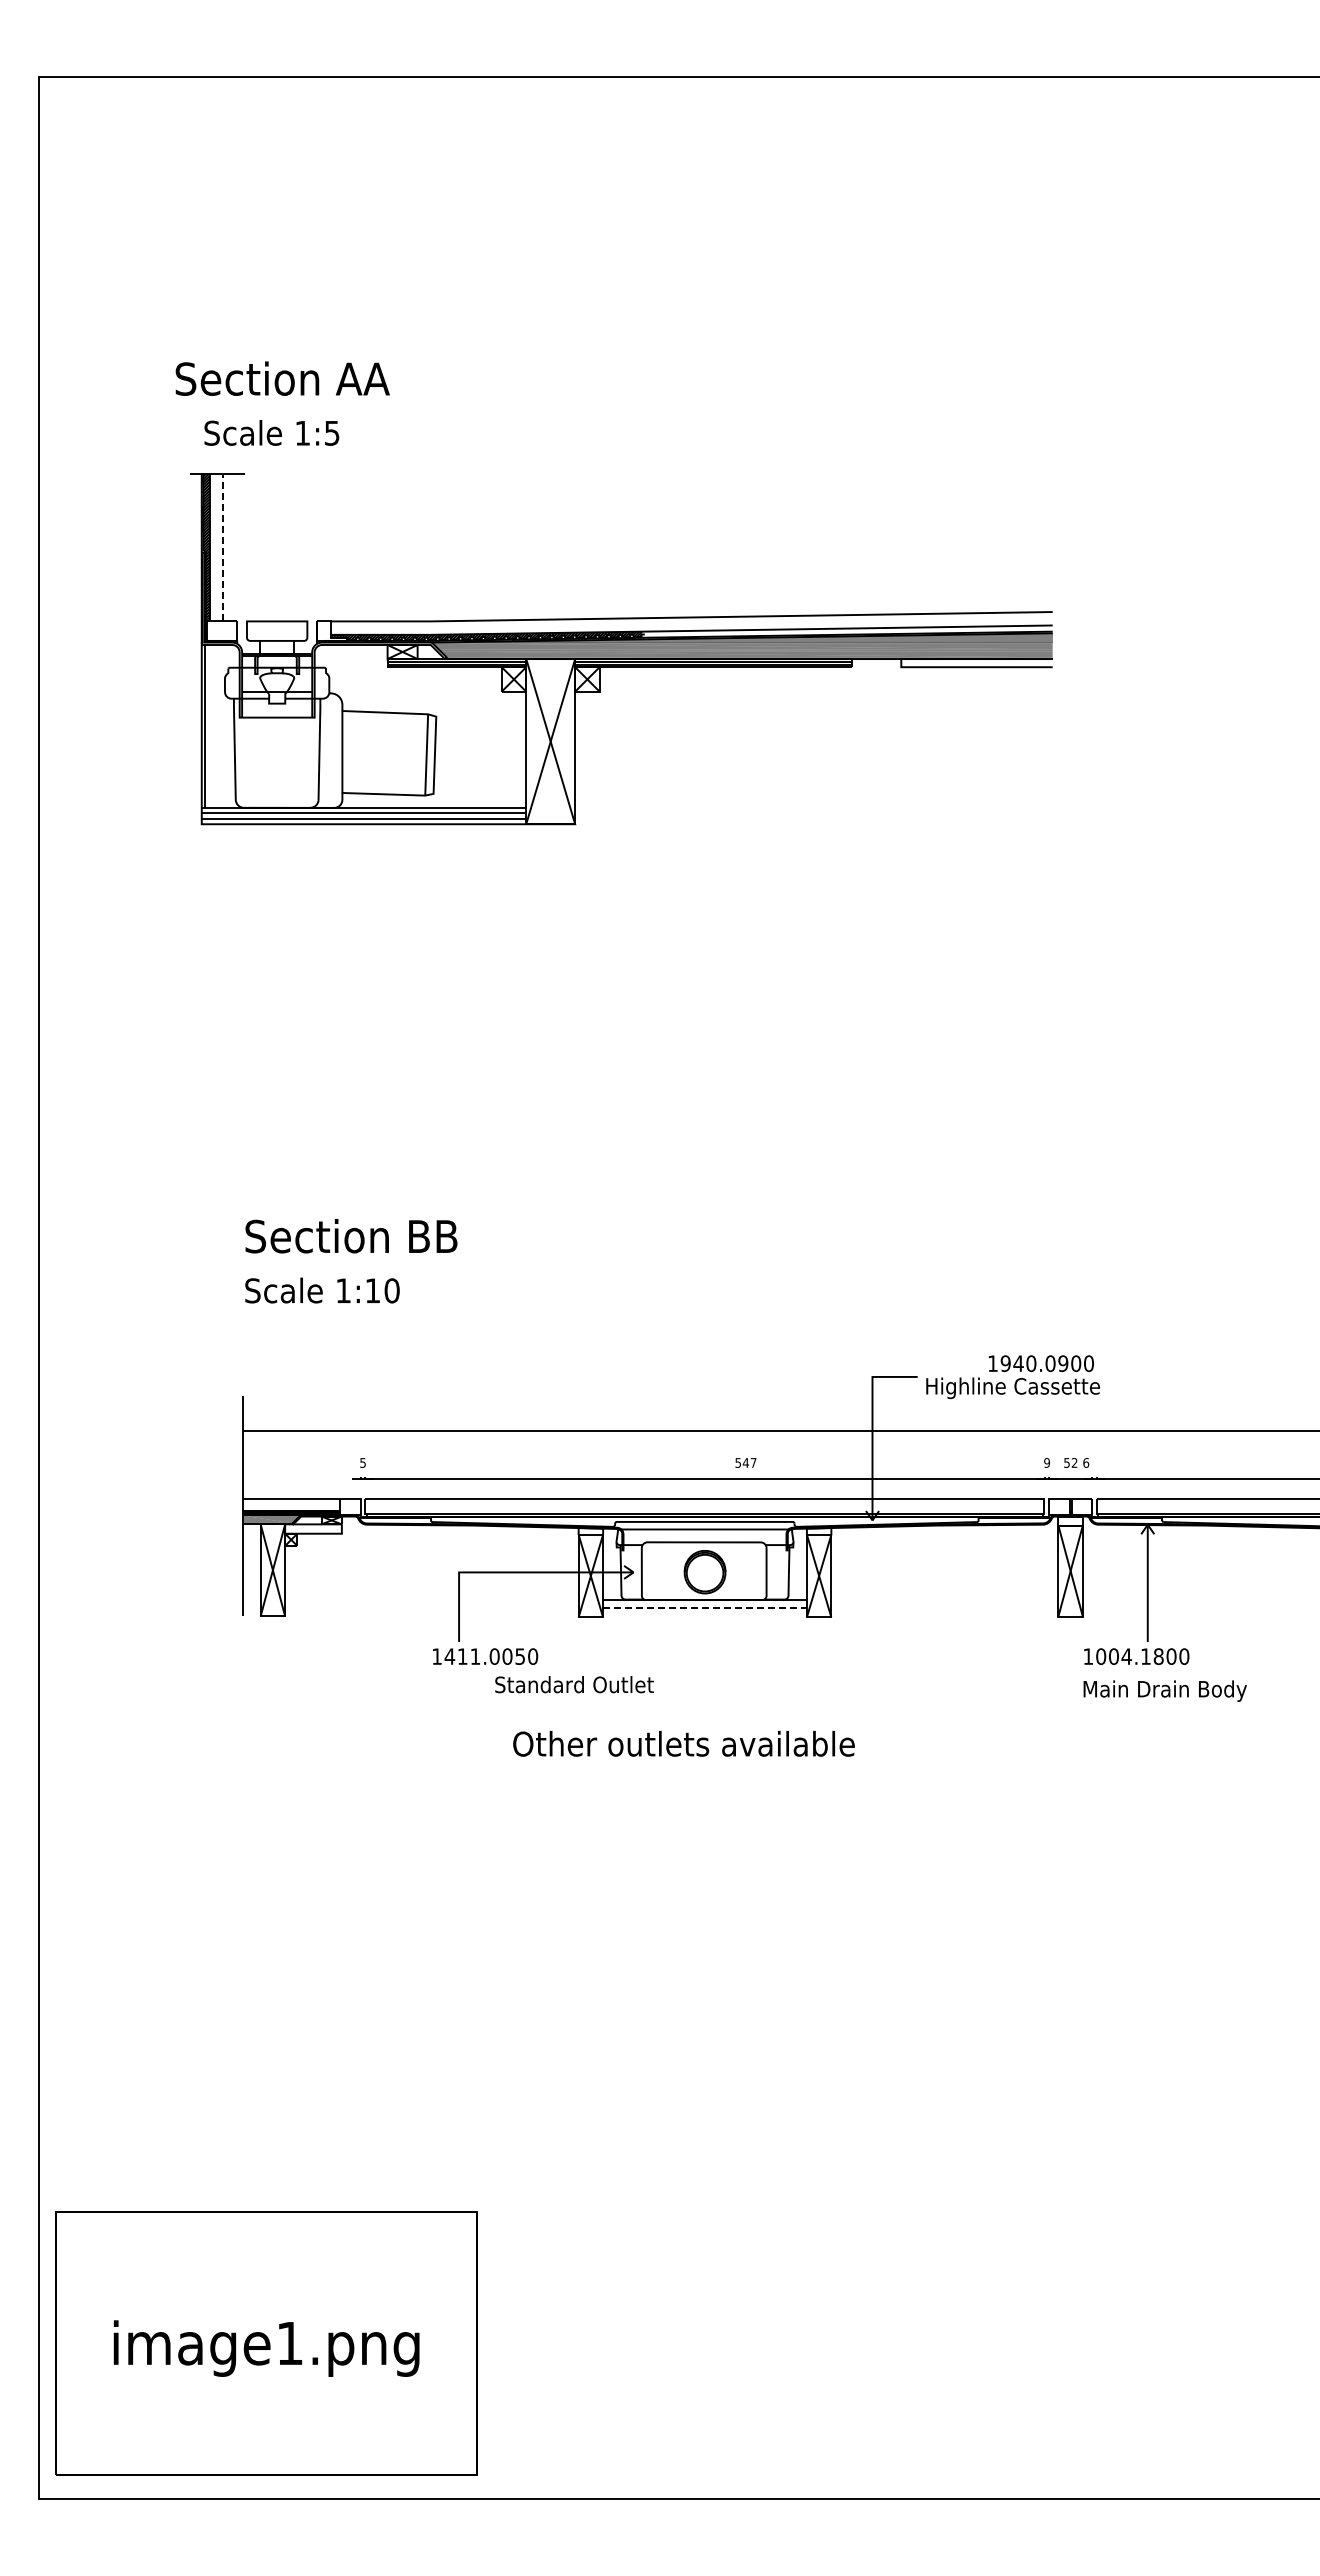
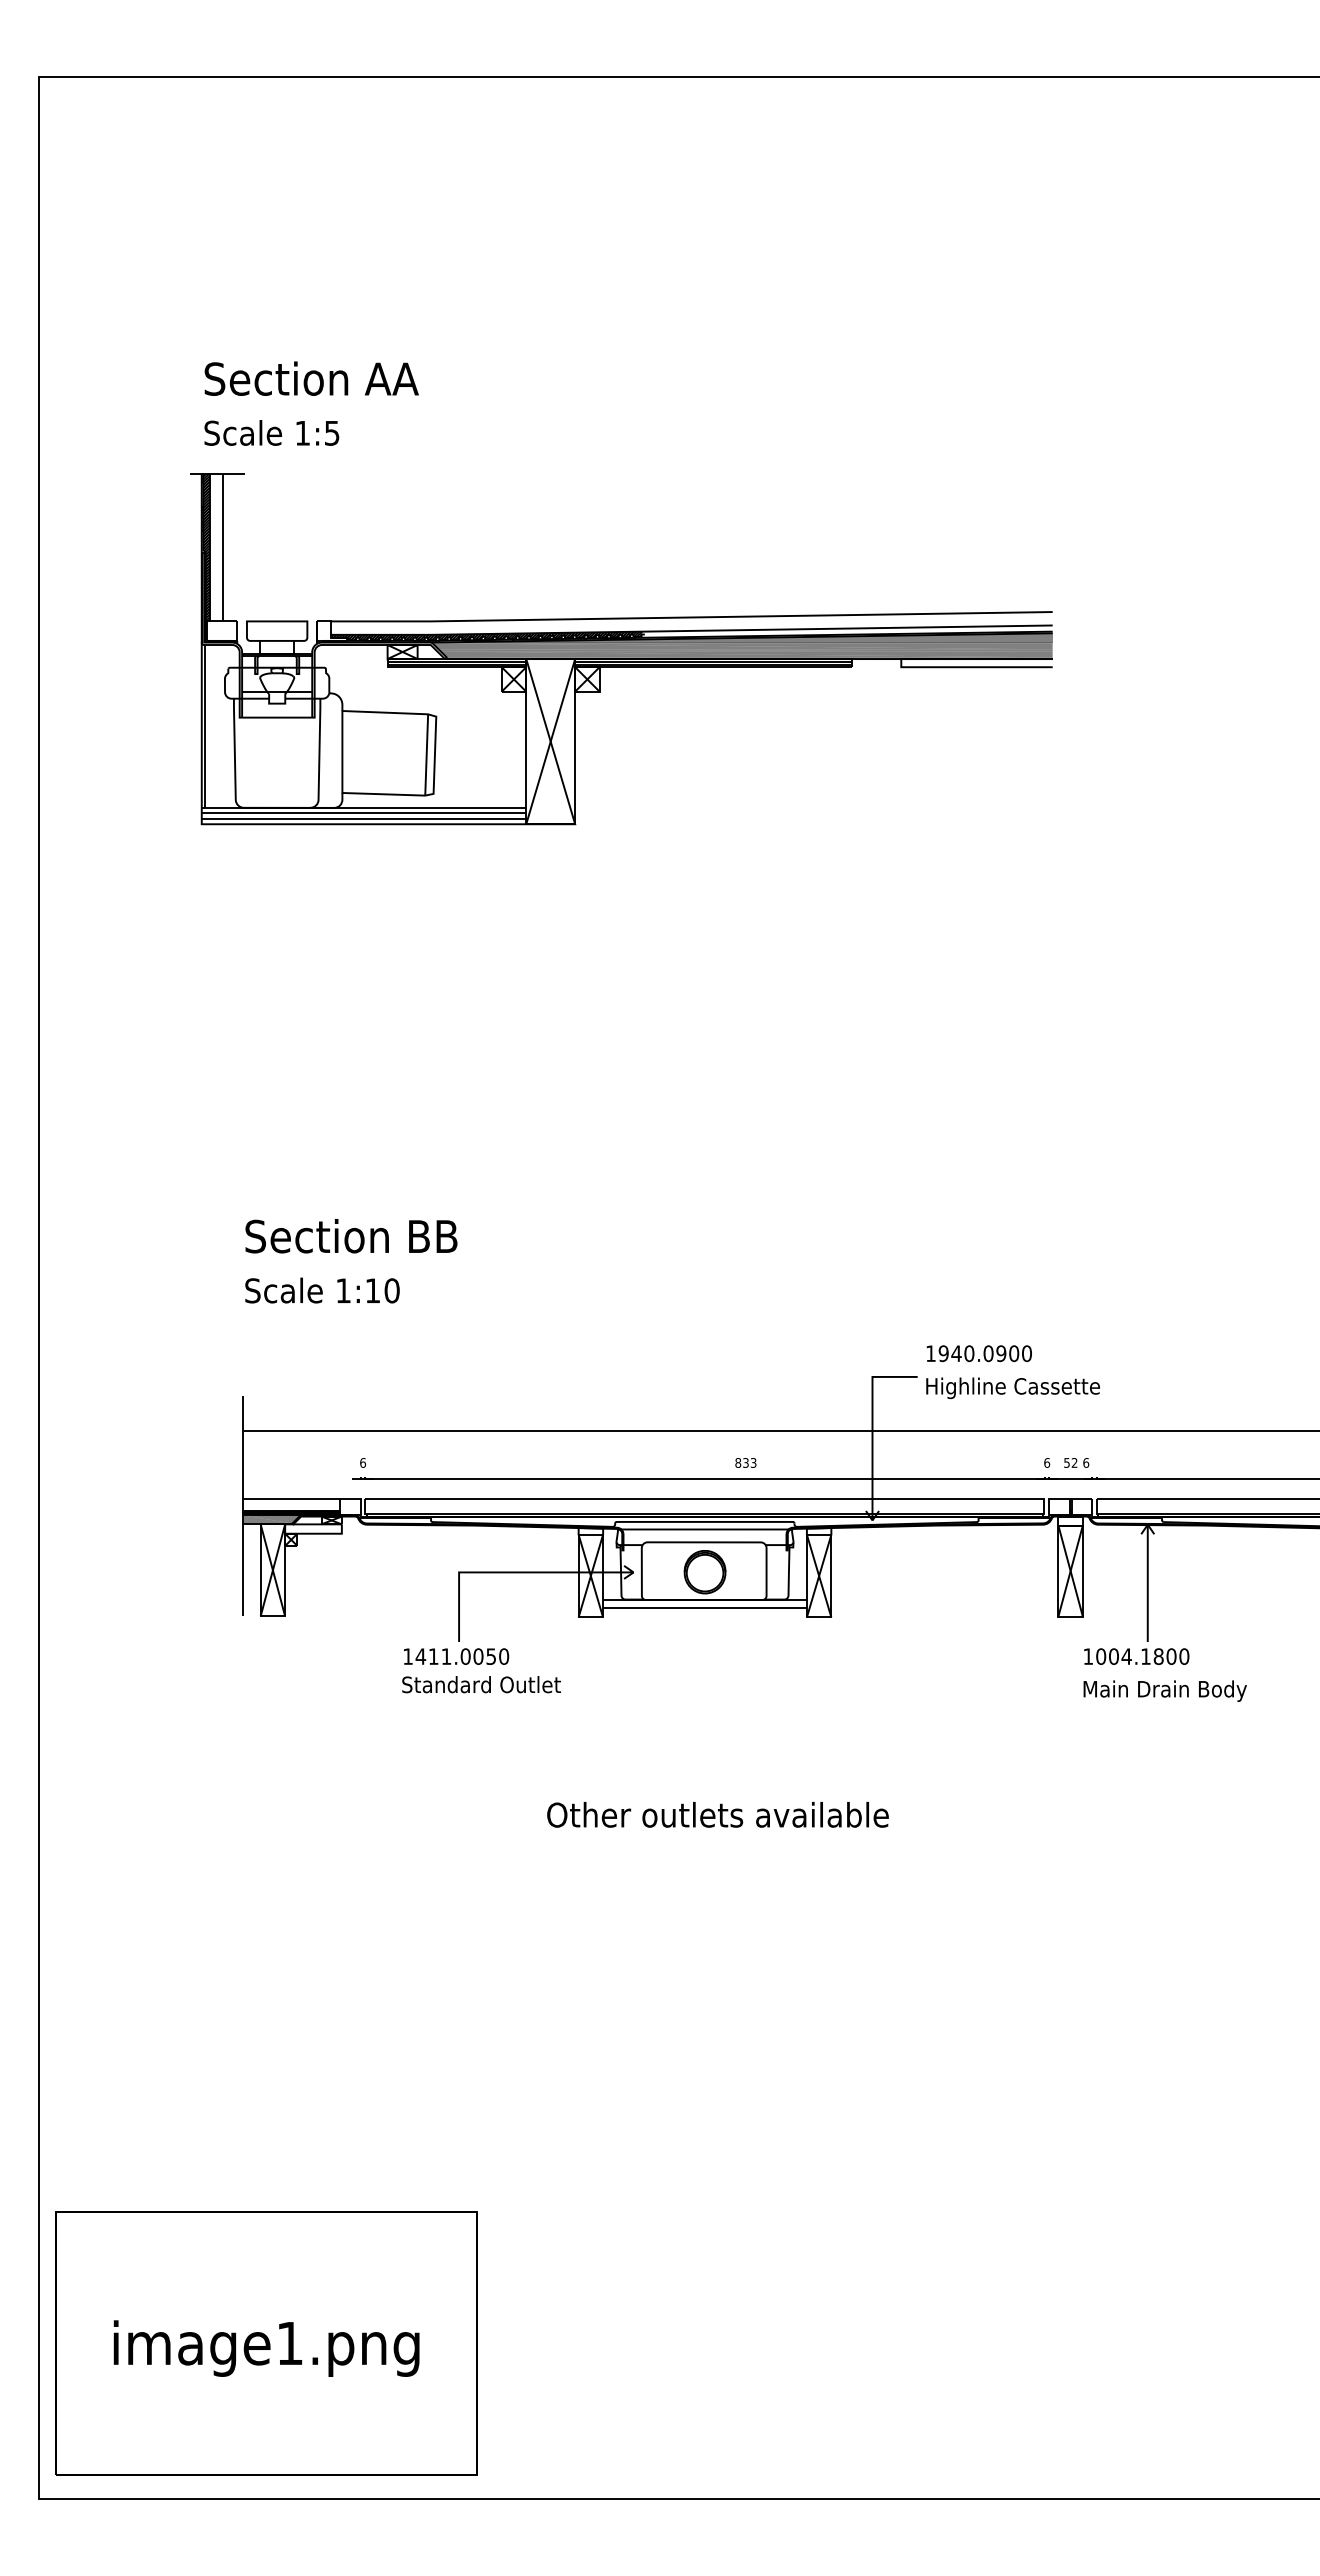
text position: (282, 378) -> (311, 378) (311, 378)
line: dashed -> solid (223, 547)
text position: (1040, 1363) -> (978, 1353) (978, 1353)
text: 5 -> 6 (363, 1462)
text: 547 -> 833 (745, 1462)
text: 9 -> 6 (1047, 1462)
line: dashed -> solid (705, 1608)
text position: (485, 1656) -> (456, 1656) (456, 1656)
text position: (574, 1684) -> (481, 1684) (481, 1684)
text position: (683, 1743) -> (717, 1814) (717, 1814)
